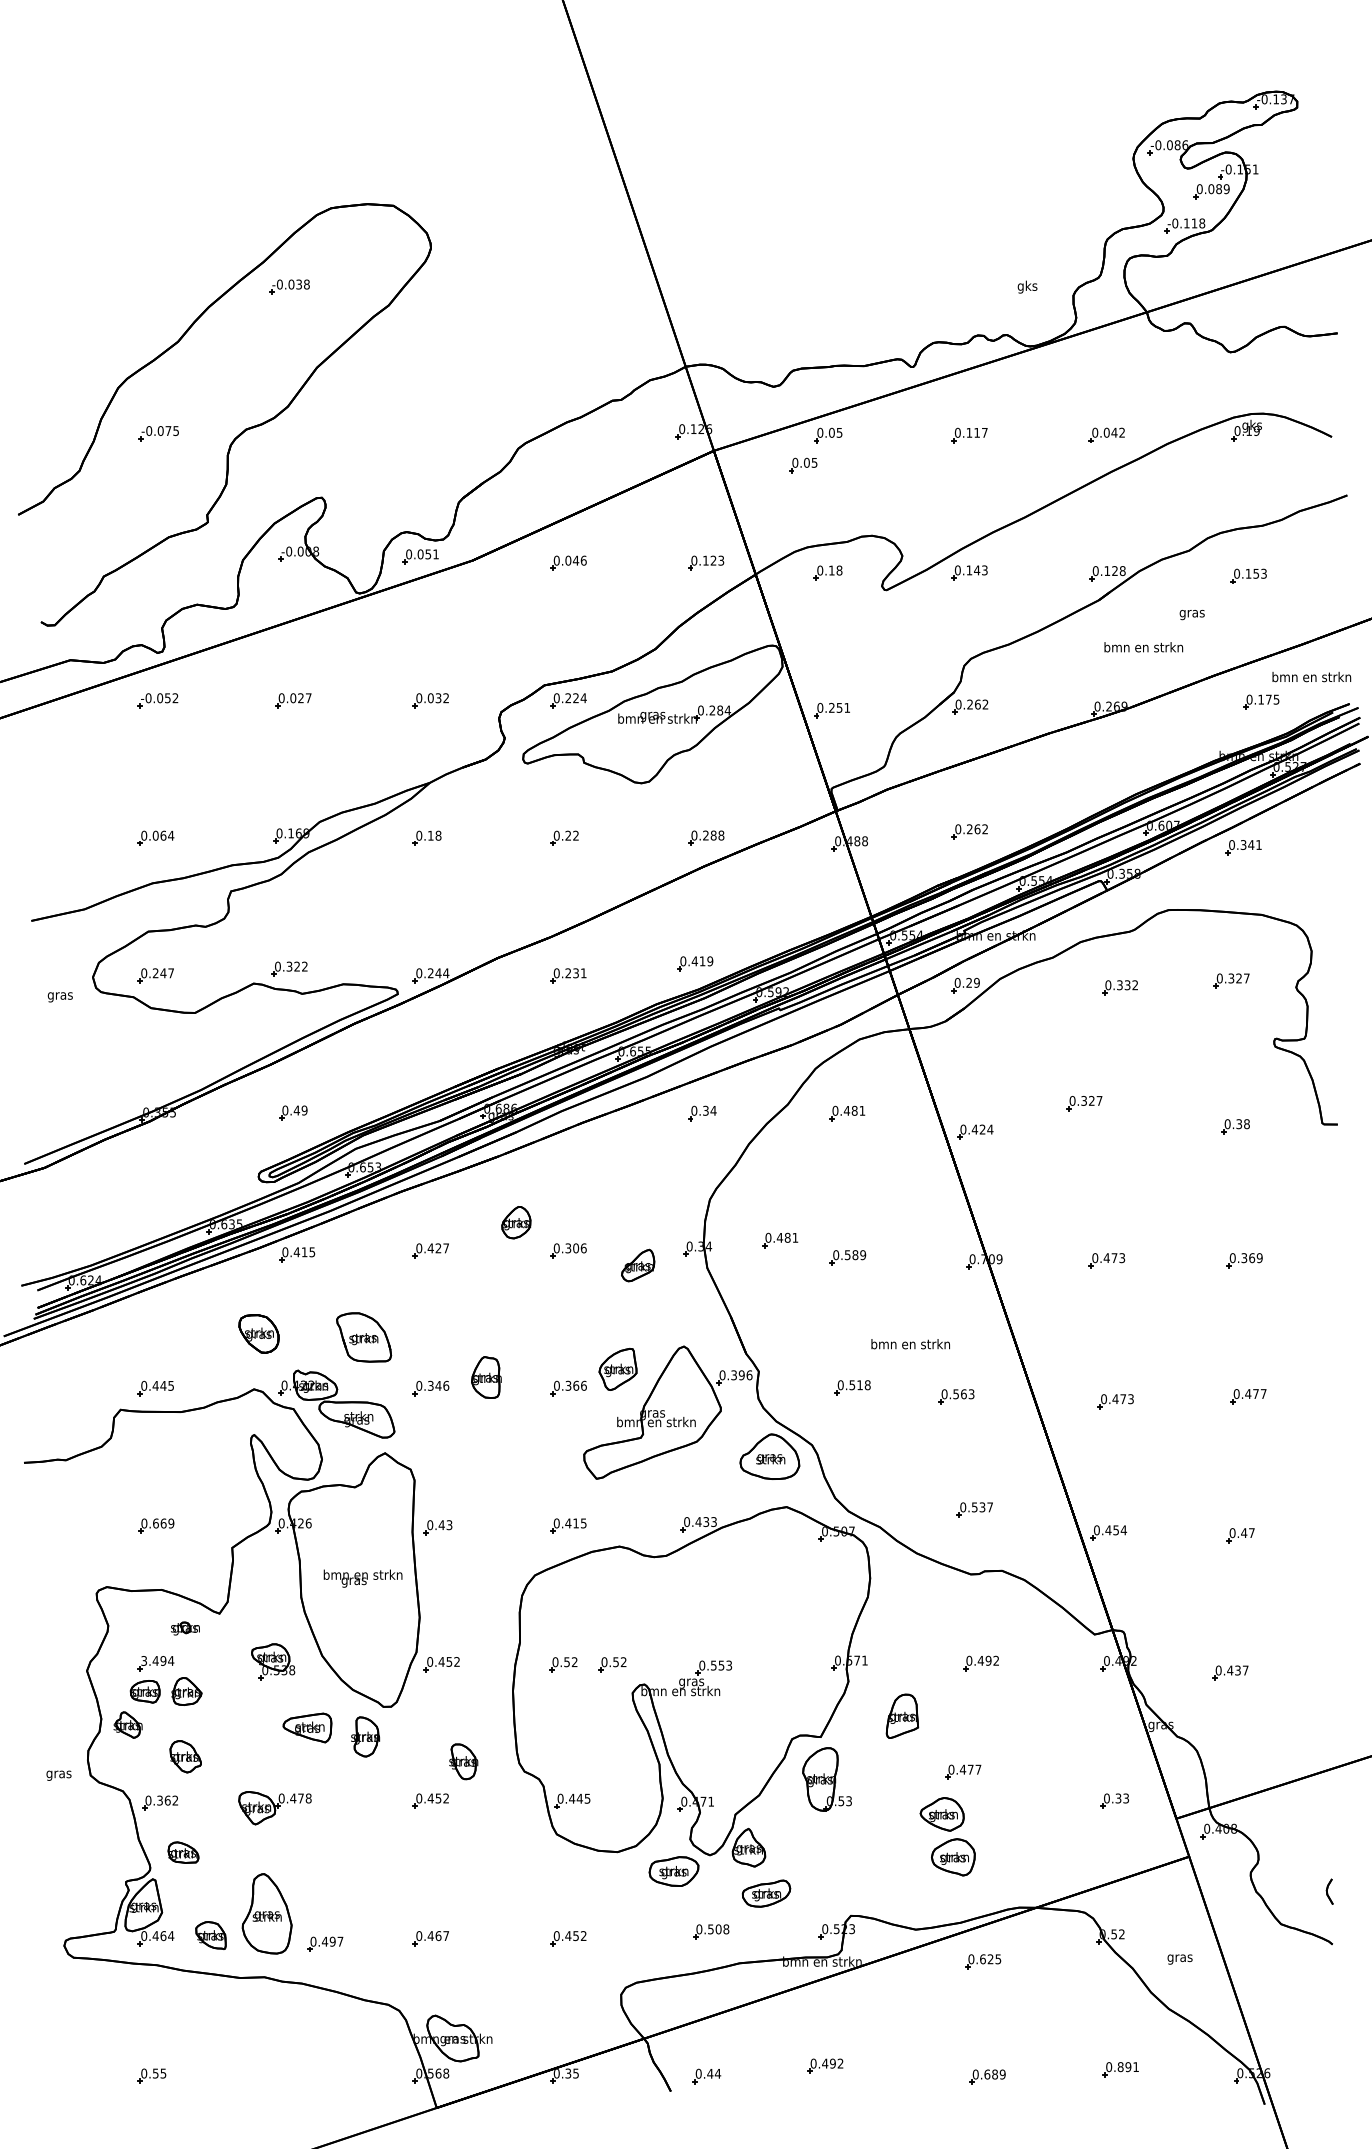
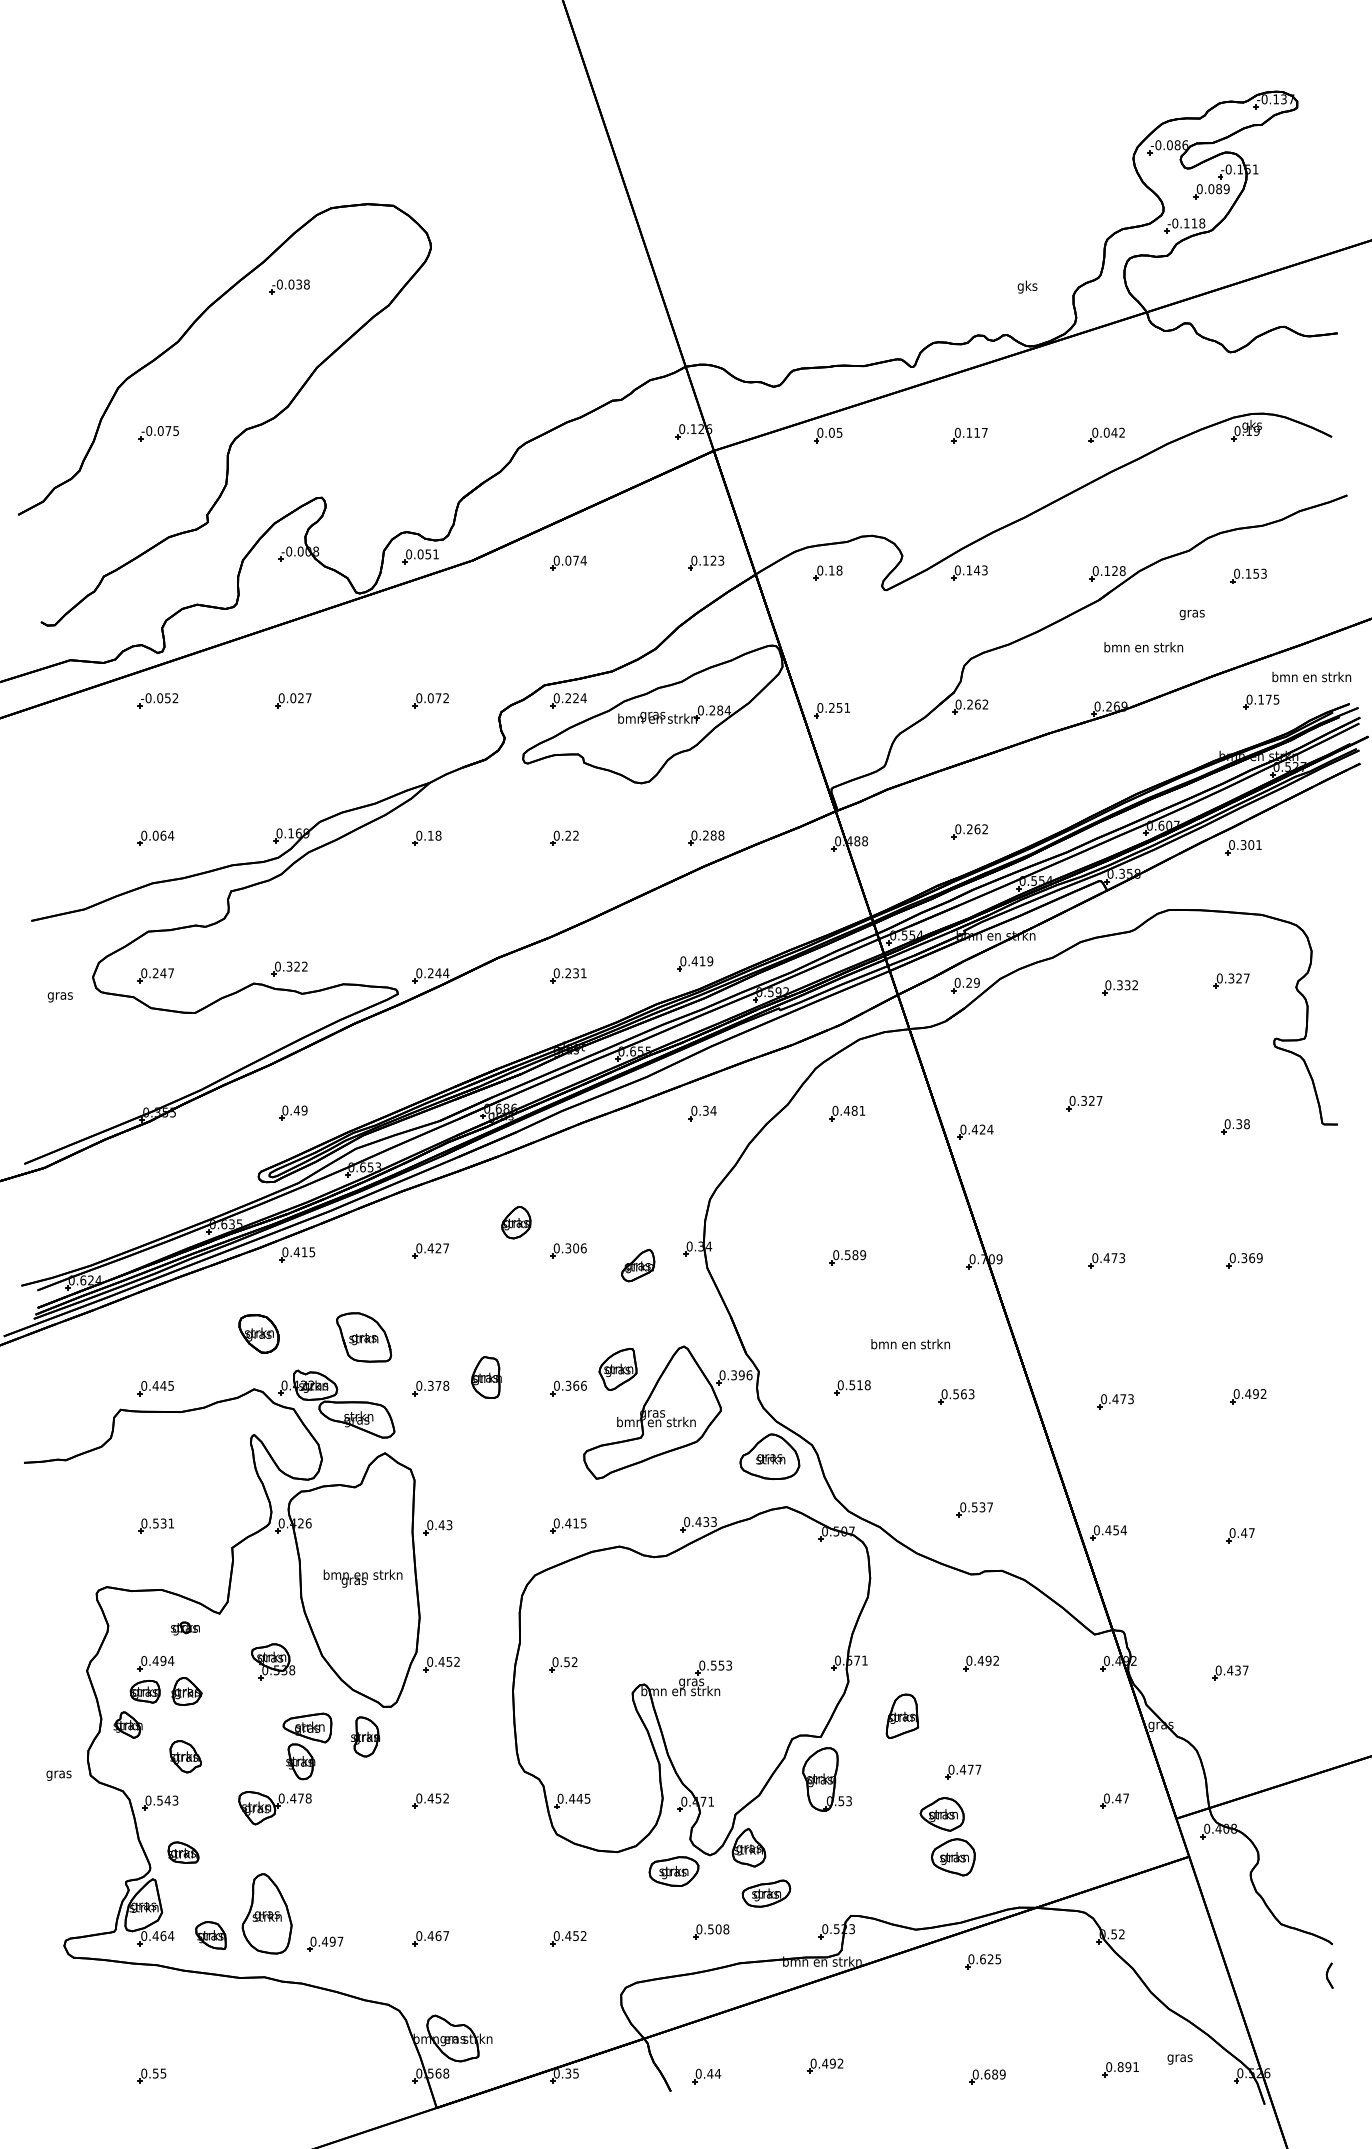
part: present -> none (803, 465)
text: 0.046 -> 0.074 (579, 560)
text: 0.032 -> 0.072 (438, 698)
text: 0.341 -> 0.301 (1251, 844)
part: present -> none (780, 1240)
text: 0.346 -> 0.378 (442, 1385)
text: 0.477 -> 0.492 (1259, 1394)
text: 0.669 -> 0.531 (163, 1523)
text: 3.494 -> 0.494 (144, 1660)
part: present -> none (612, 1664)
part position: (463, 1761) -> (300, 1761) (300, 1761)
text: 0.33 -> 0.47 (1122, 1798)
text: 0.362 -> 0.543 (167, 1800)
part position: (1329, 1891) -> (1329, 1975) (1329, 1975)
text position: (1179, 1959) -> (1179, 2059) (1179, 2059)
